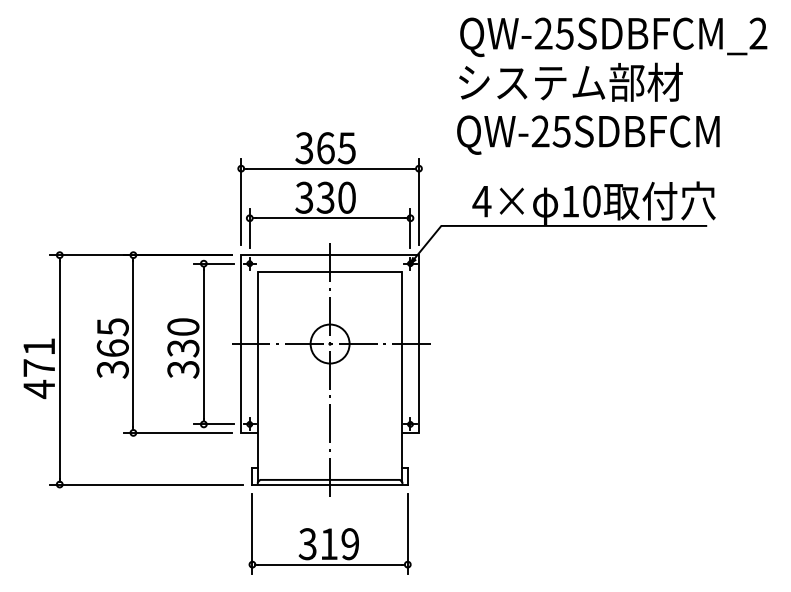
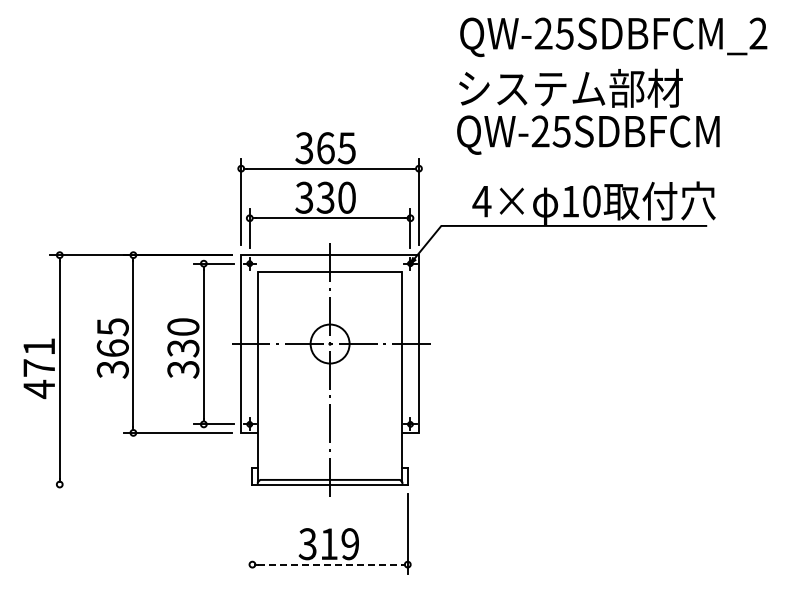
text position: (570, 81) -> (570, 87) (570, 87)
line: present -> none (146, 484)
line: present -> none (252, 534)
line: solid -> dashed (330, 564)
